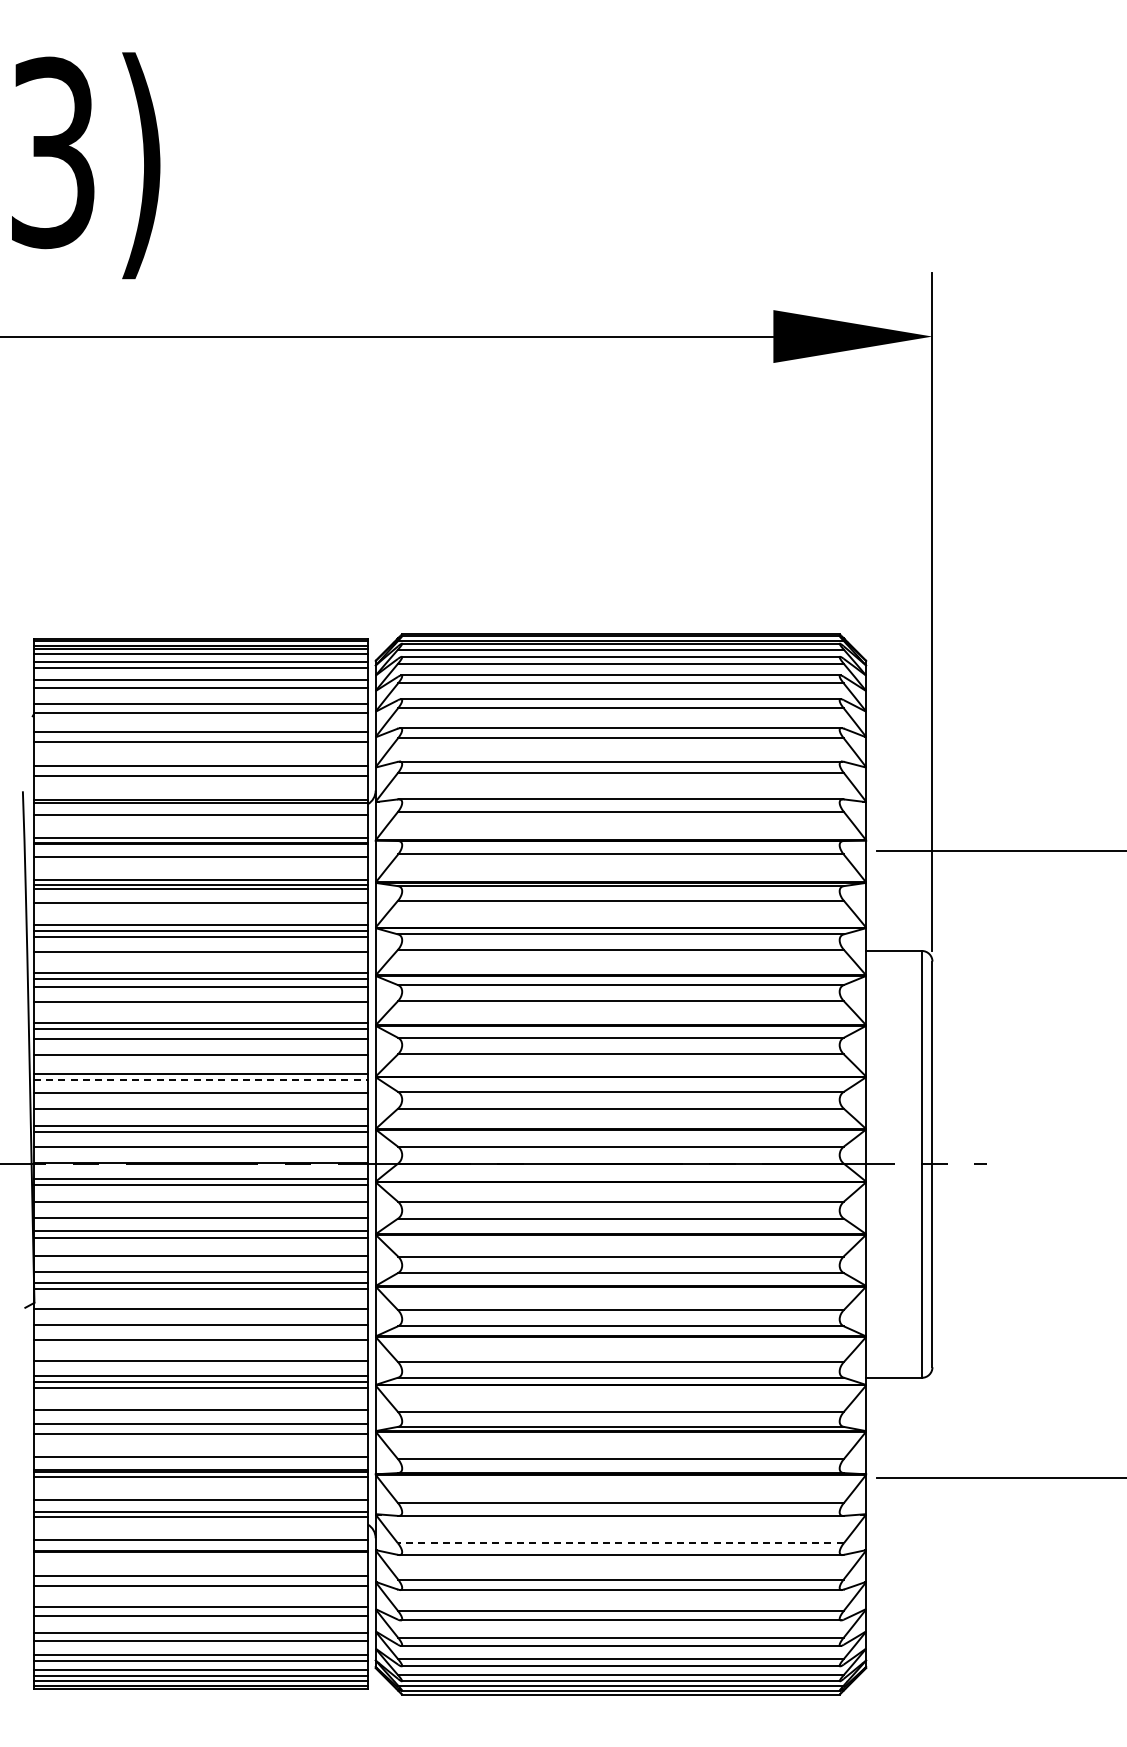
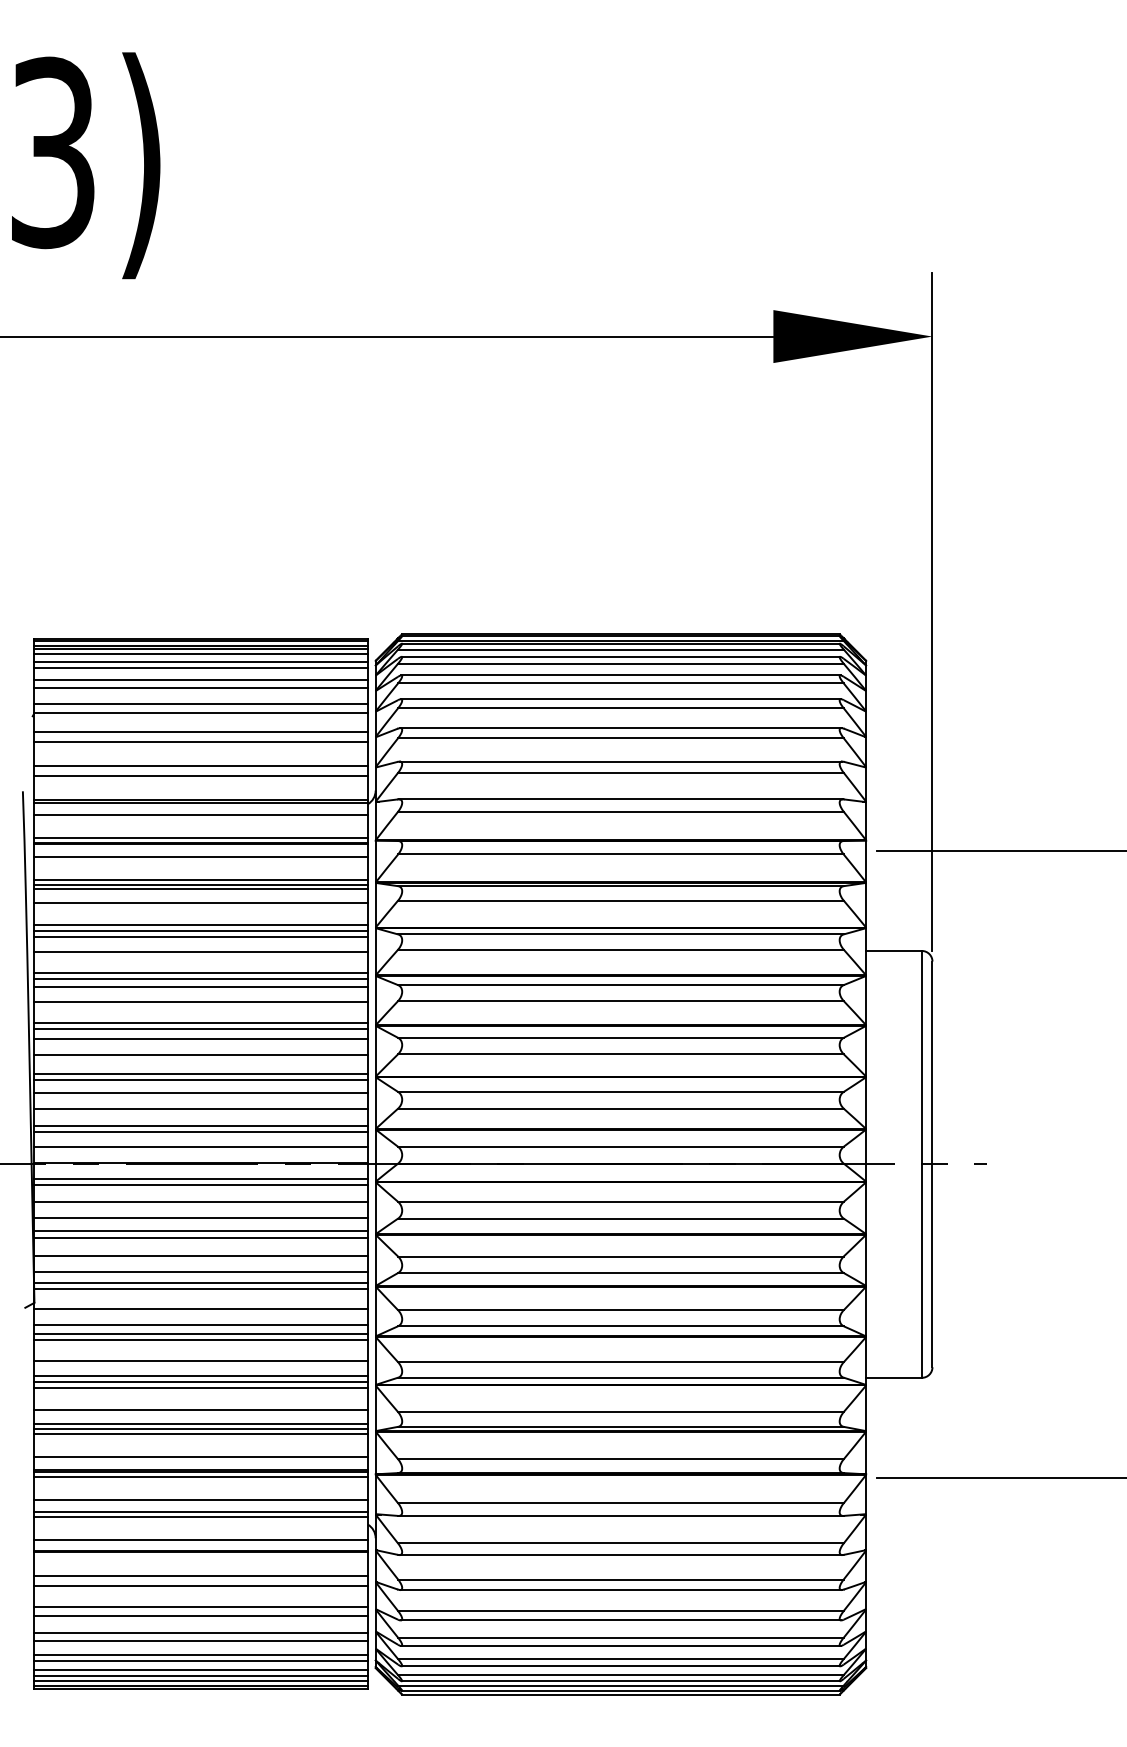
line: dashed -> solid (201, 1080)
line: none -> present (200, 1333)
line: none -> present (200, 1428)
line: dashed -> solid (620, 1543)
